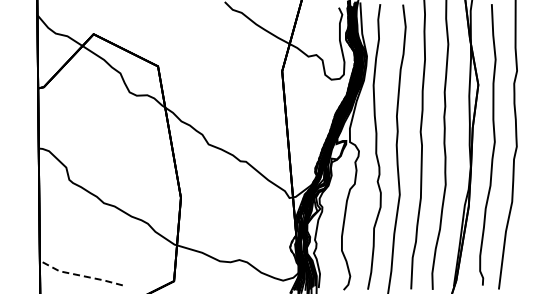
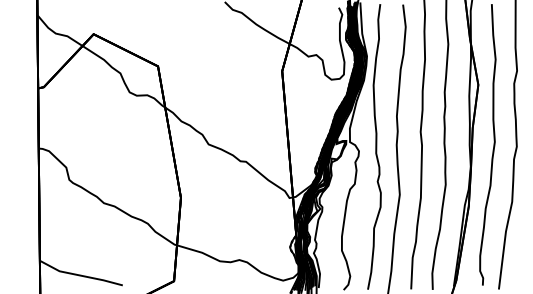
line: dashed -> solid (80, 275)
